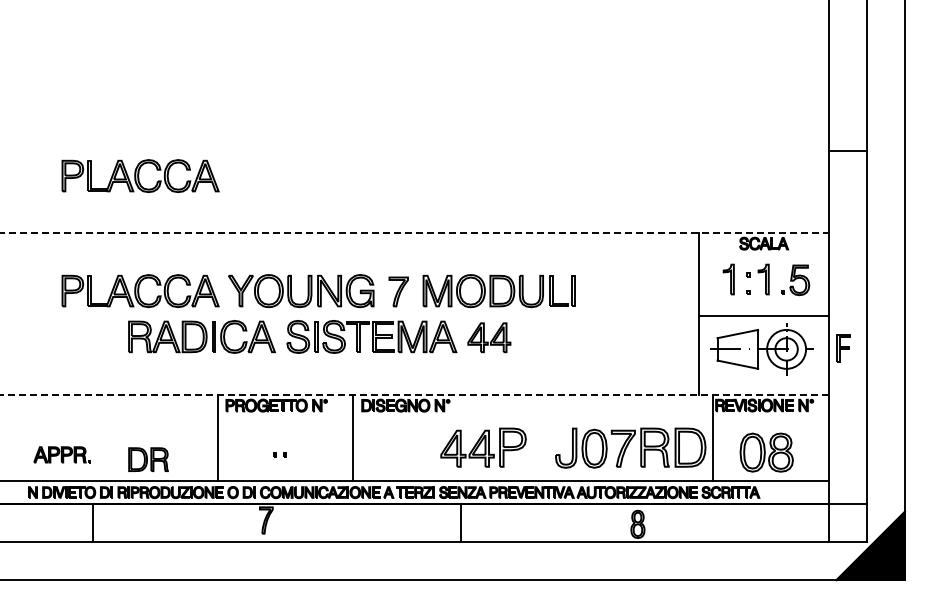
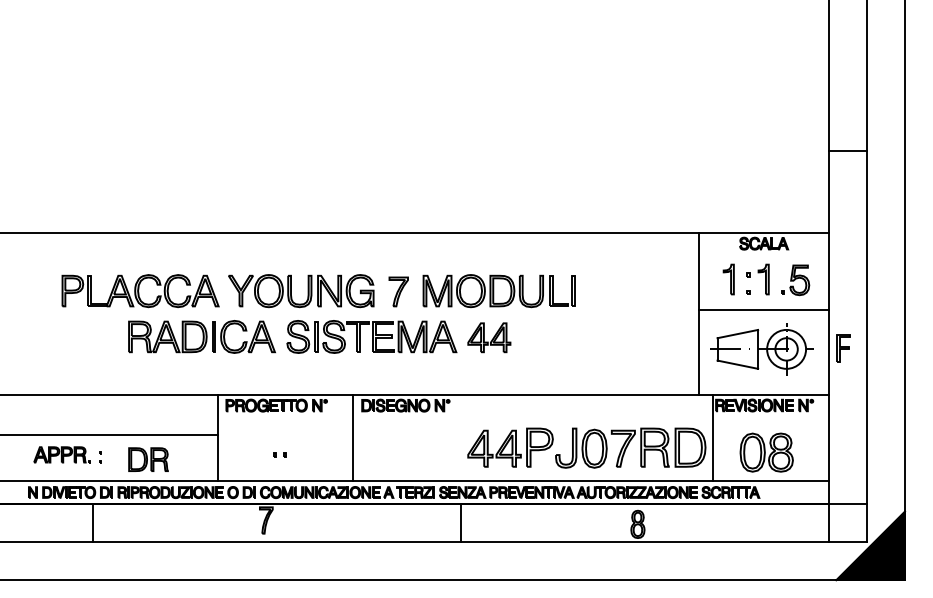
part: present -> none (140, 176)
line: dashed -> solid (414, 232)
line position: (763, 315) -> (763, 309) (763, 309)
line: dashed -> solid (414, 394)
line: none -> present (109, 435)
part position: (483, 447) -> (510, 447) (510, 447)
part: none -> present (100, 457)
